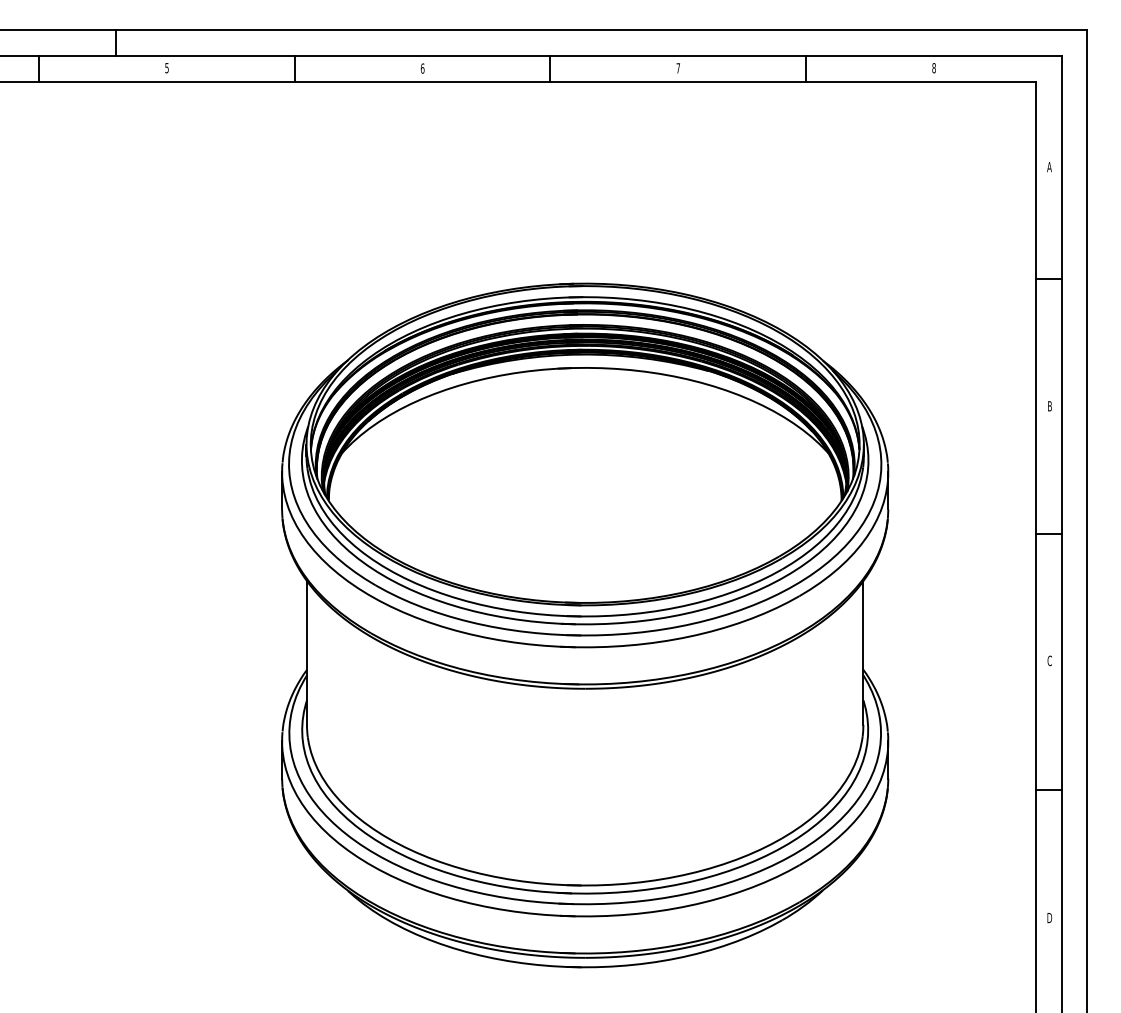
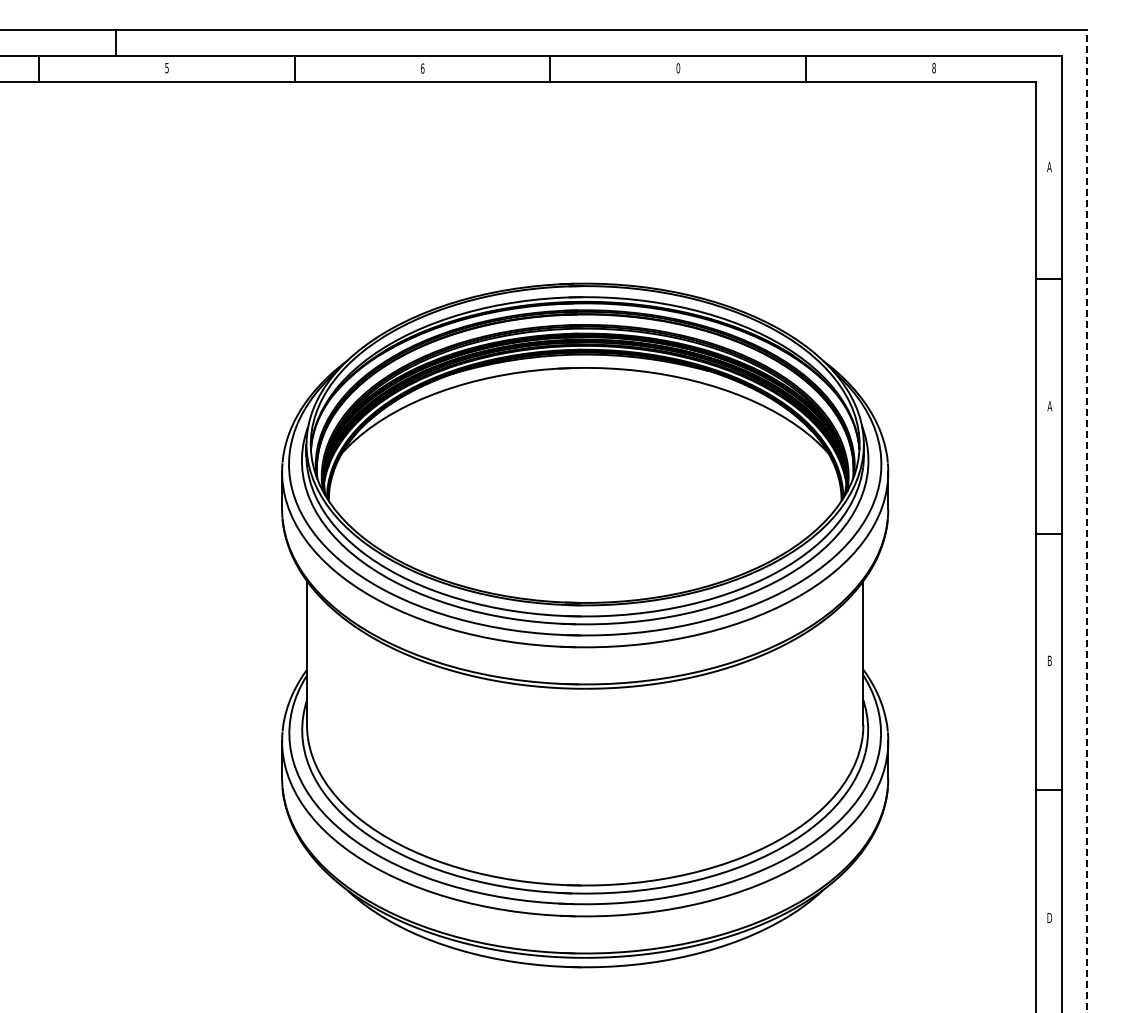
text: 7 -> 0 (678, 68)
text: B -> A (1049, 406)
line: solid -> dashed (1087, 521)
text: C -> B (1049, 660)
